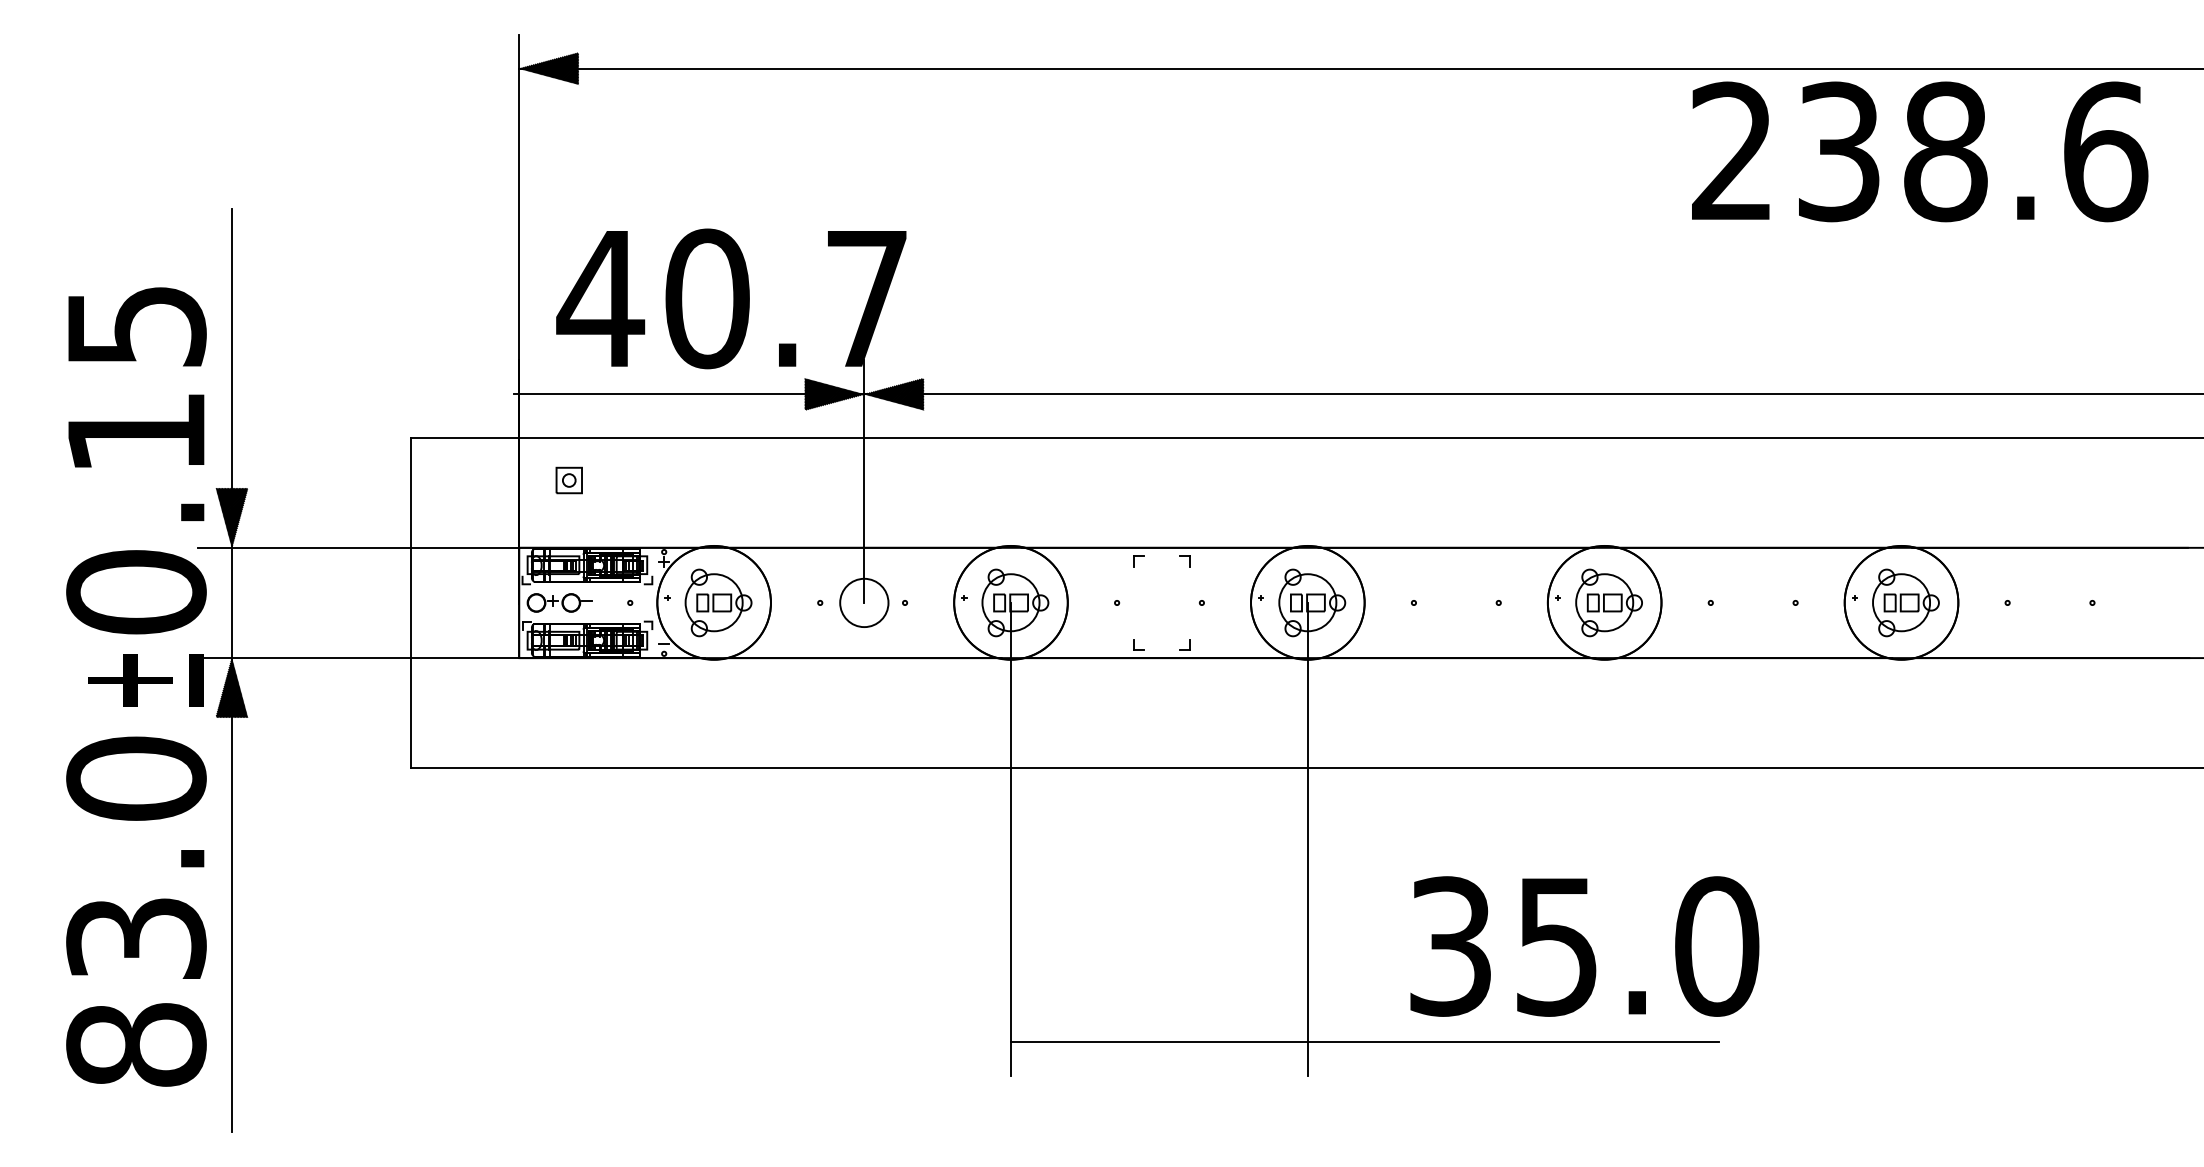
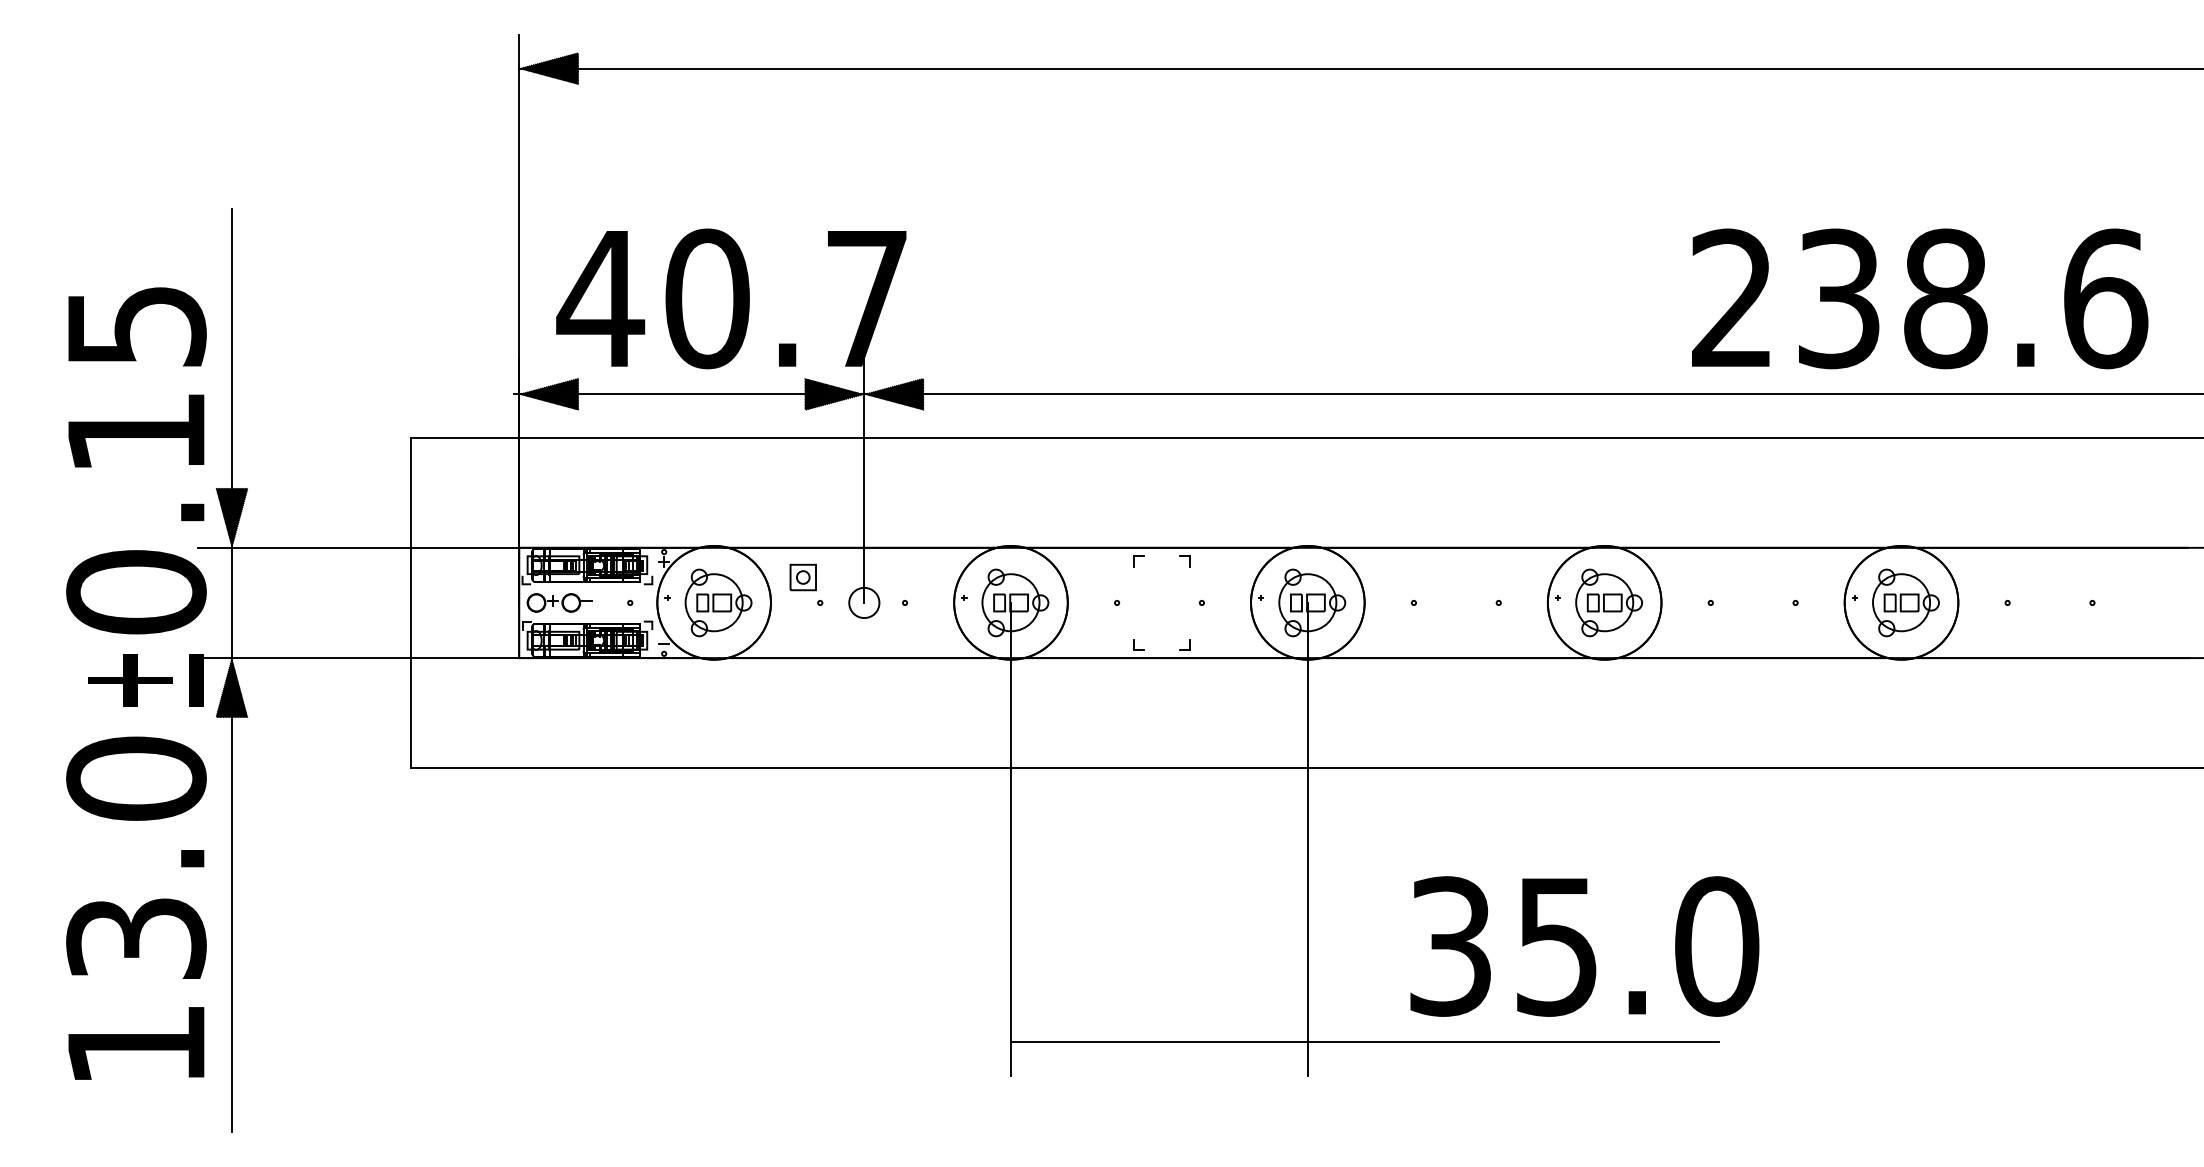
text position: (1920, 151) -> (1920, 298) (1920, 298)
hatch: none -> present (548, 394)
part position: (568, 480) -> (802, 577) (802, 577)
circle diameter: 48 px -> 30 px (864, 602)
text: 83.0 -> 13.0 (136, 1044)
